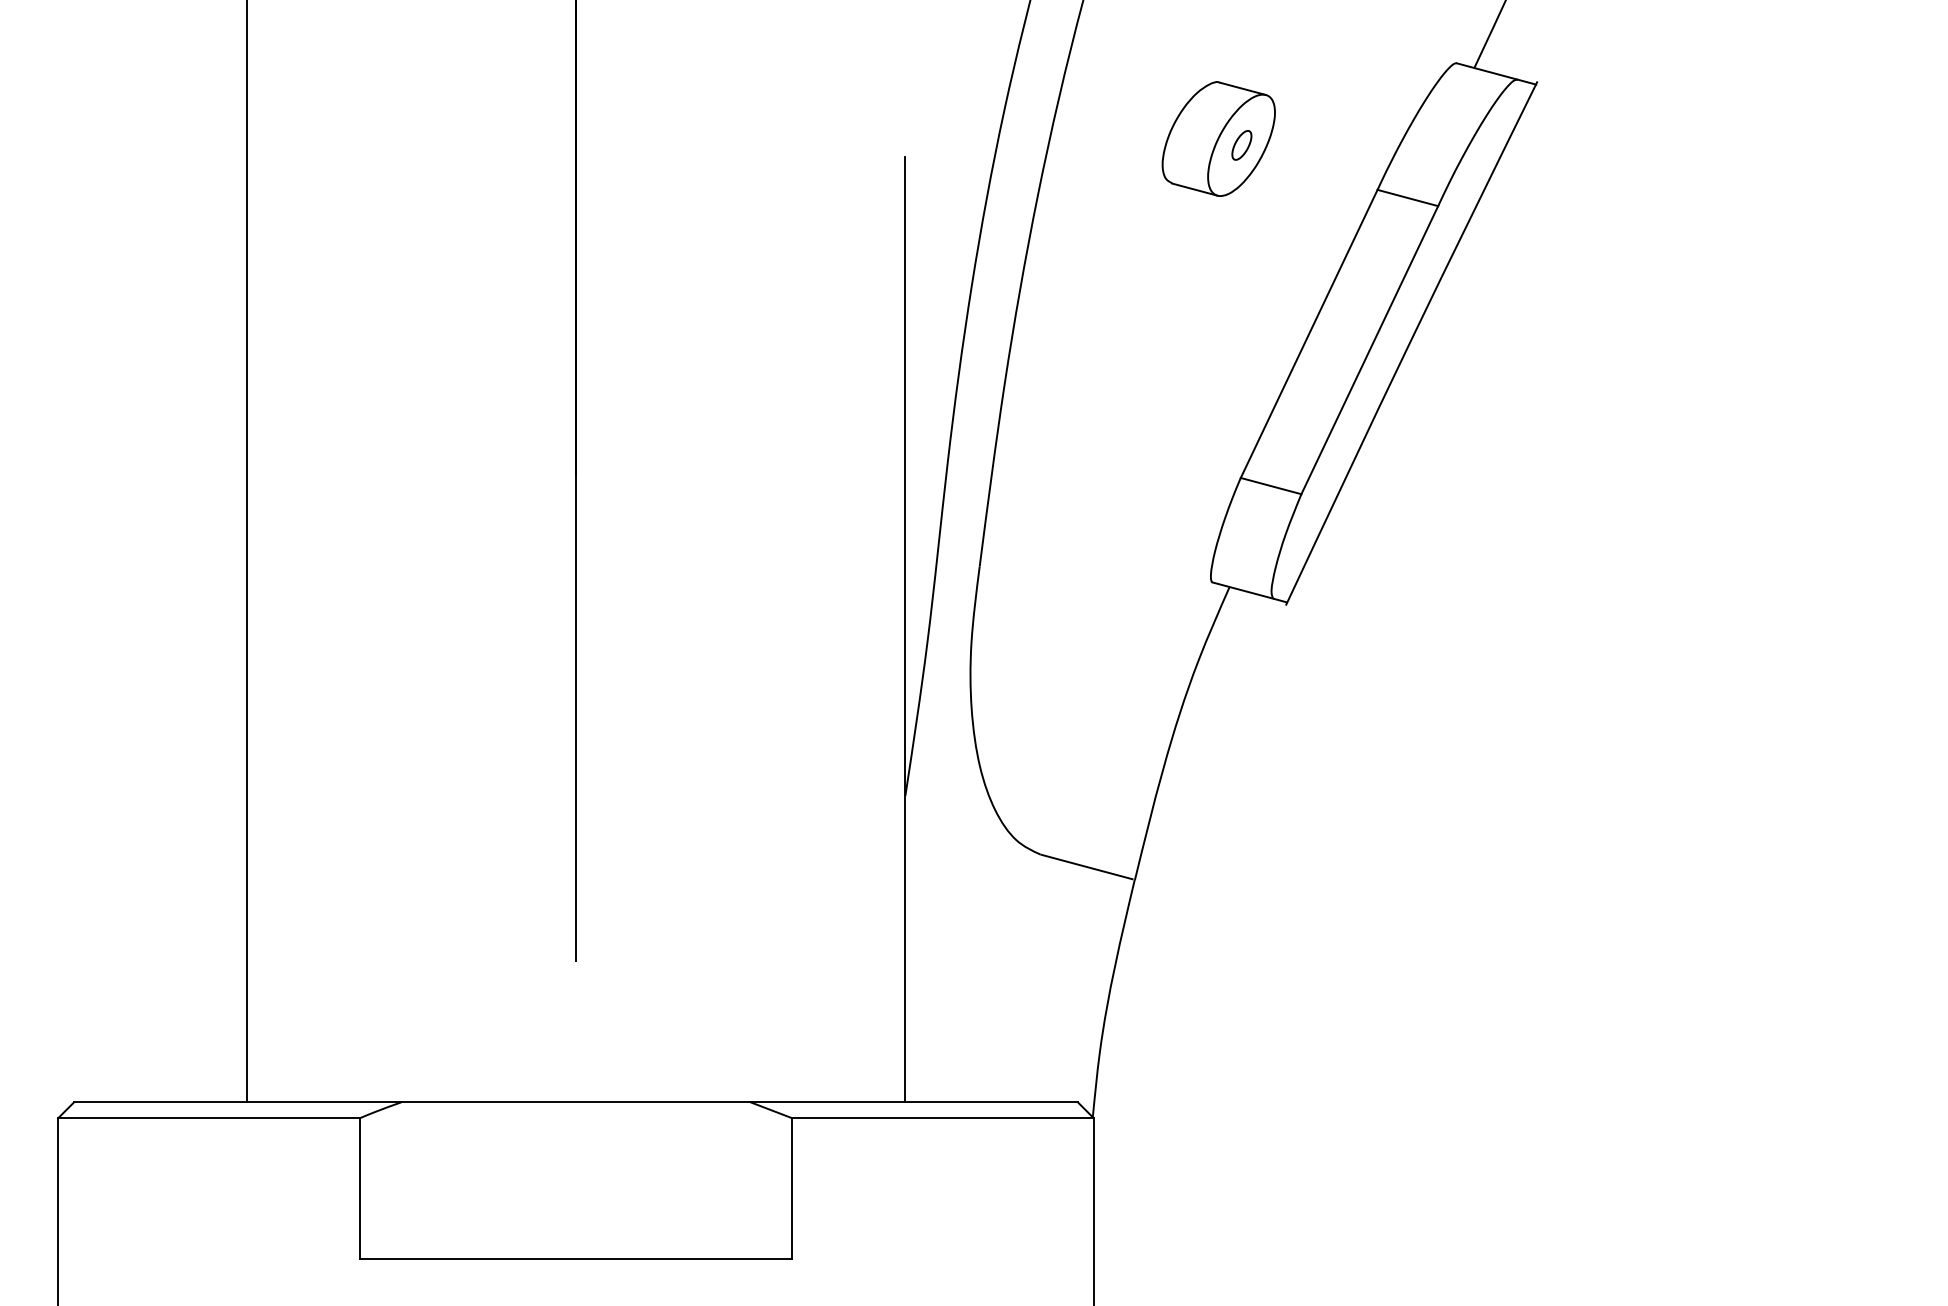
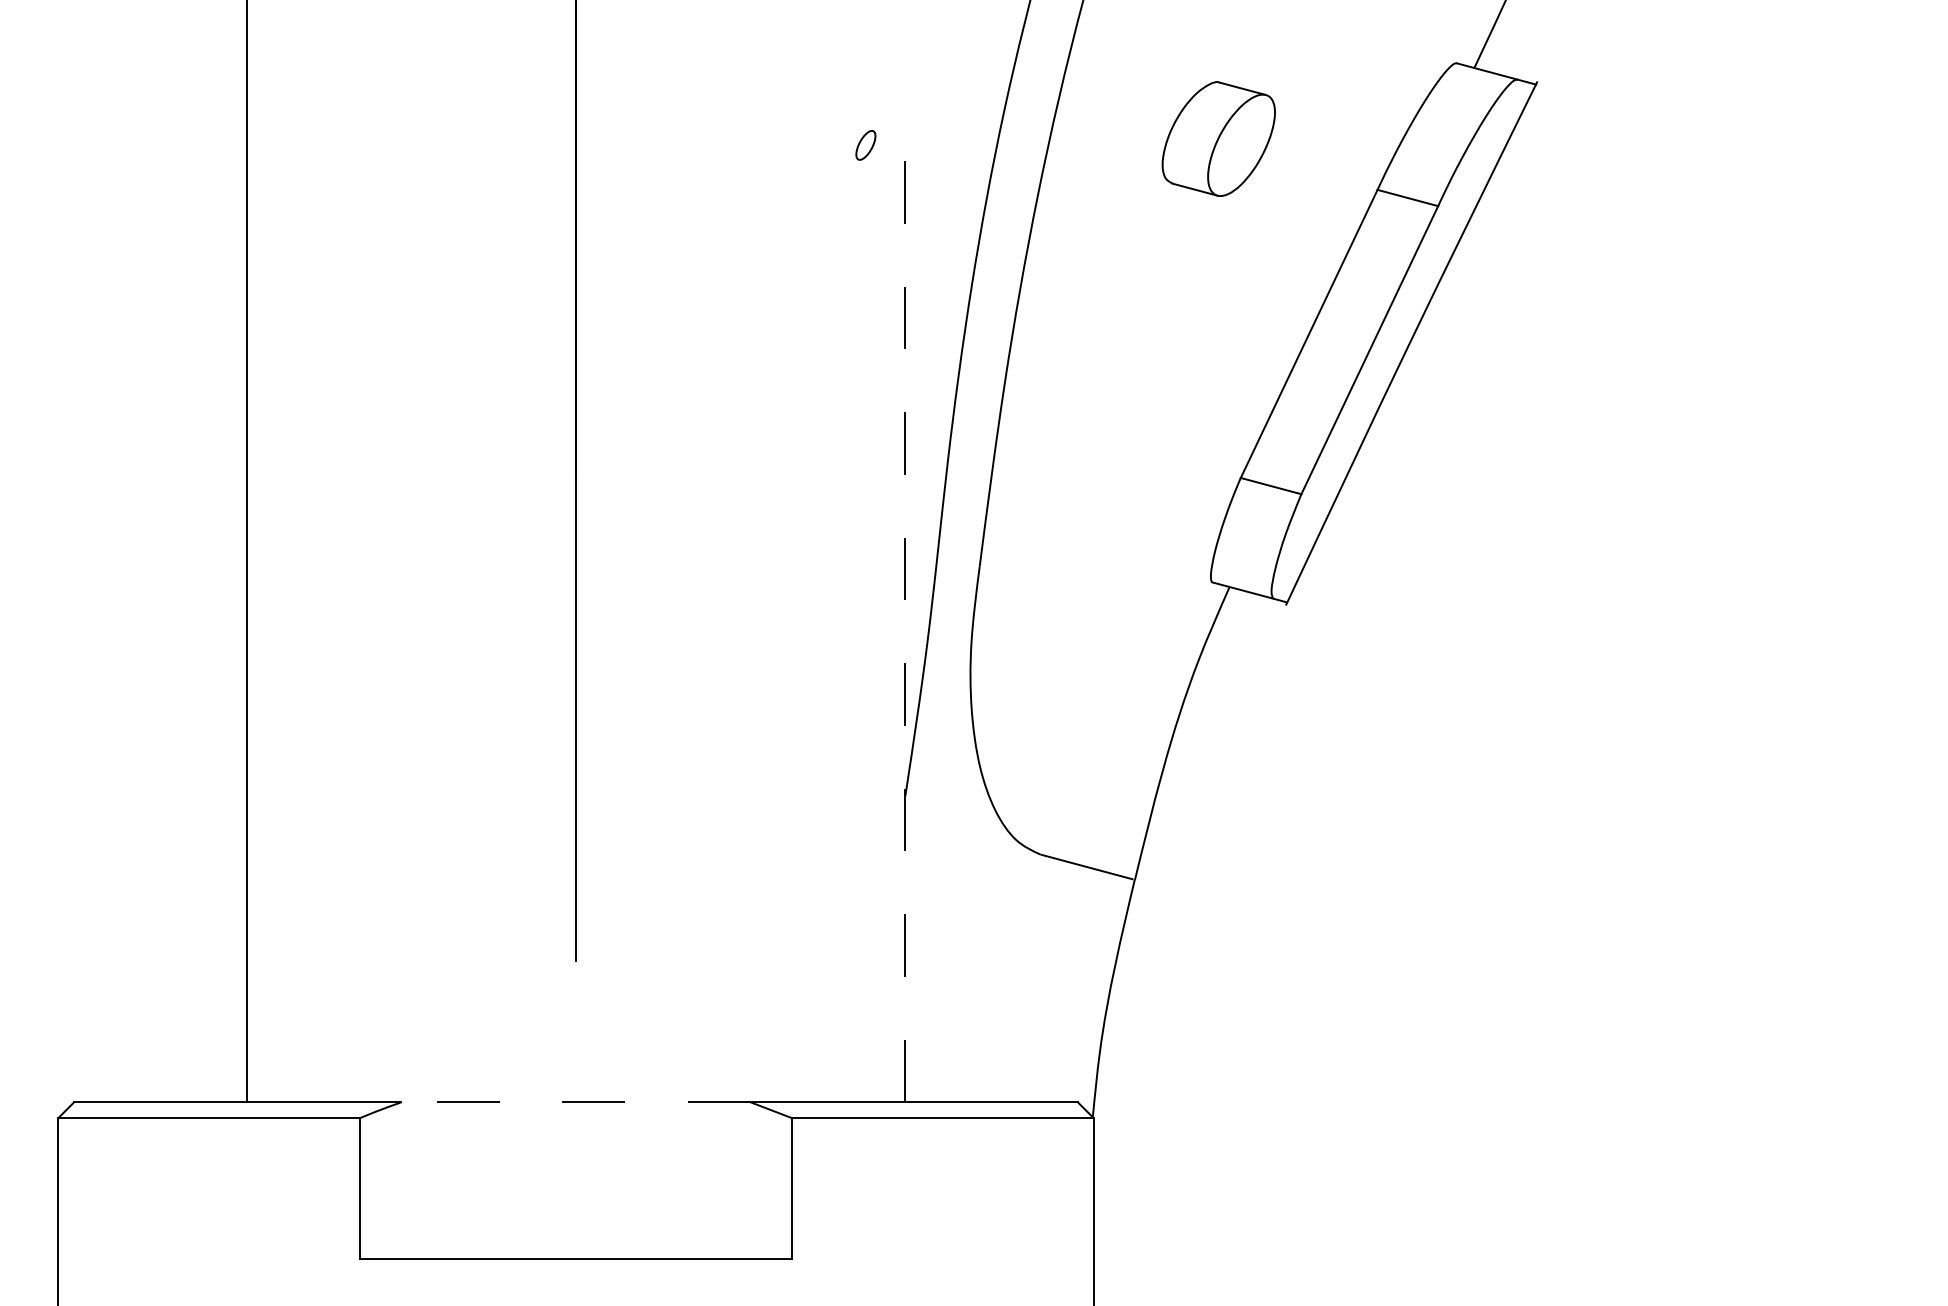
part position: (1241, 145) -> (865, 145) (865, 145)
line: solid -> dashed (905, 629)
line: solid -> dashed (576, 1102)
